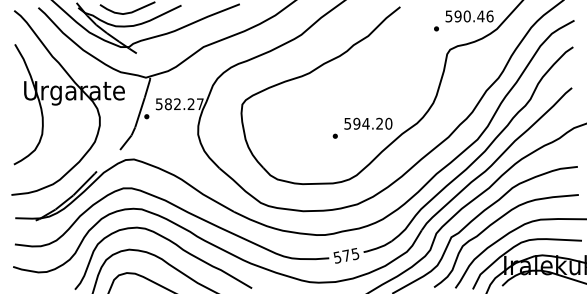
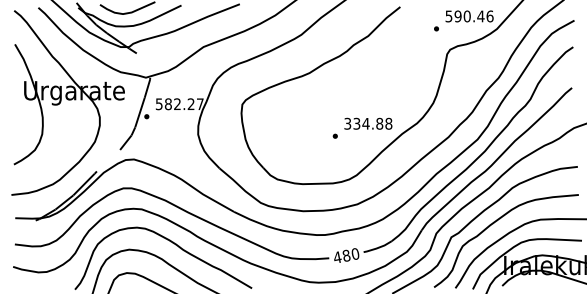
text: 594.20 -> 334.88 (368, 123)
text: 575 -> 480 (346, 255)
